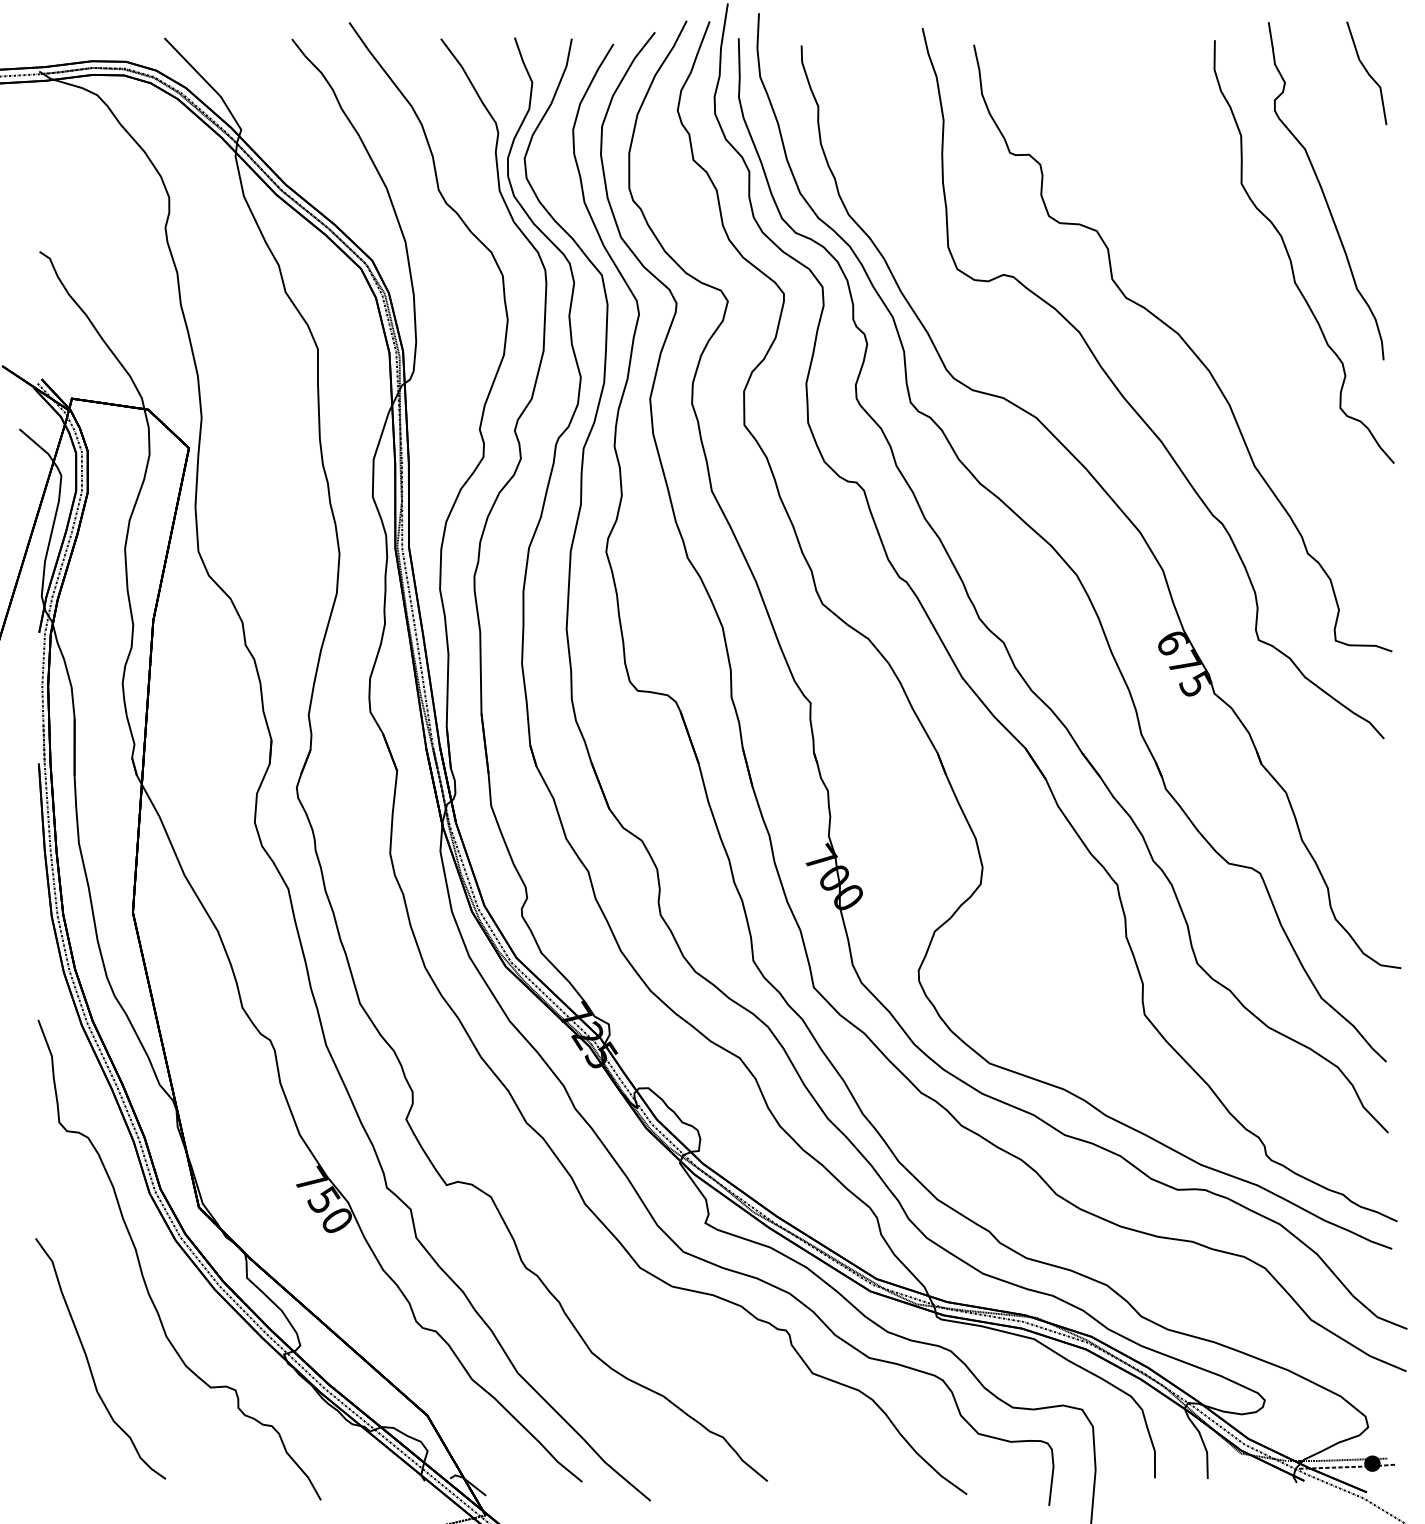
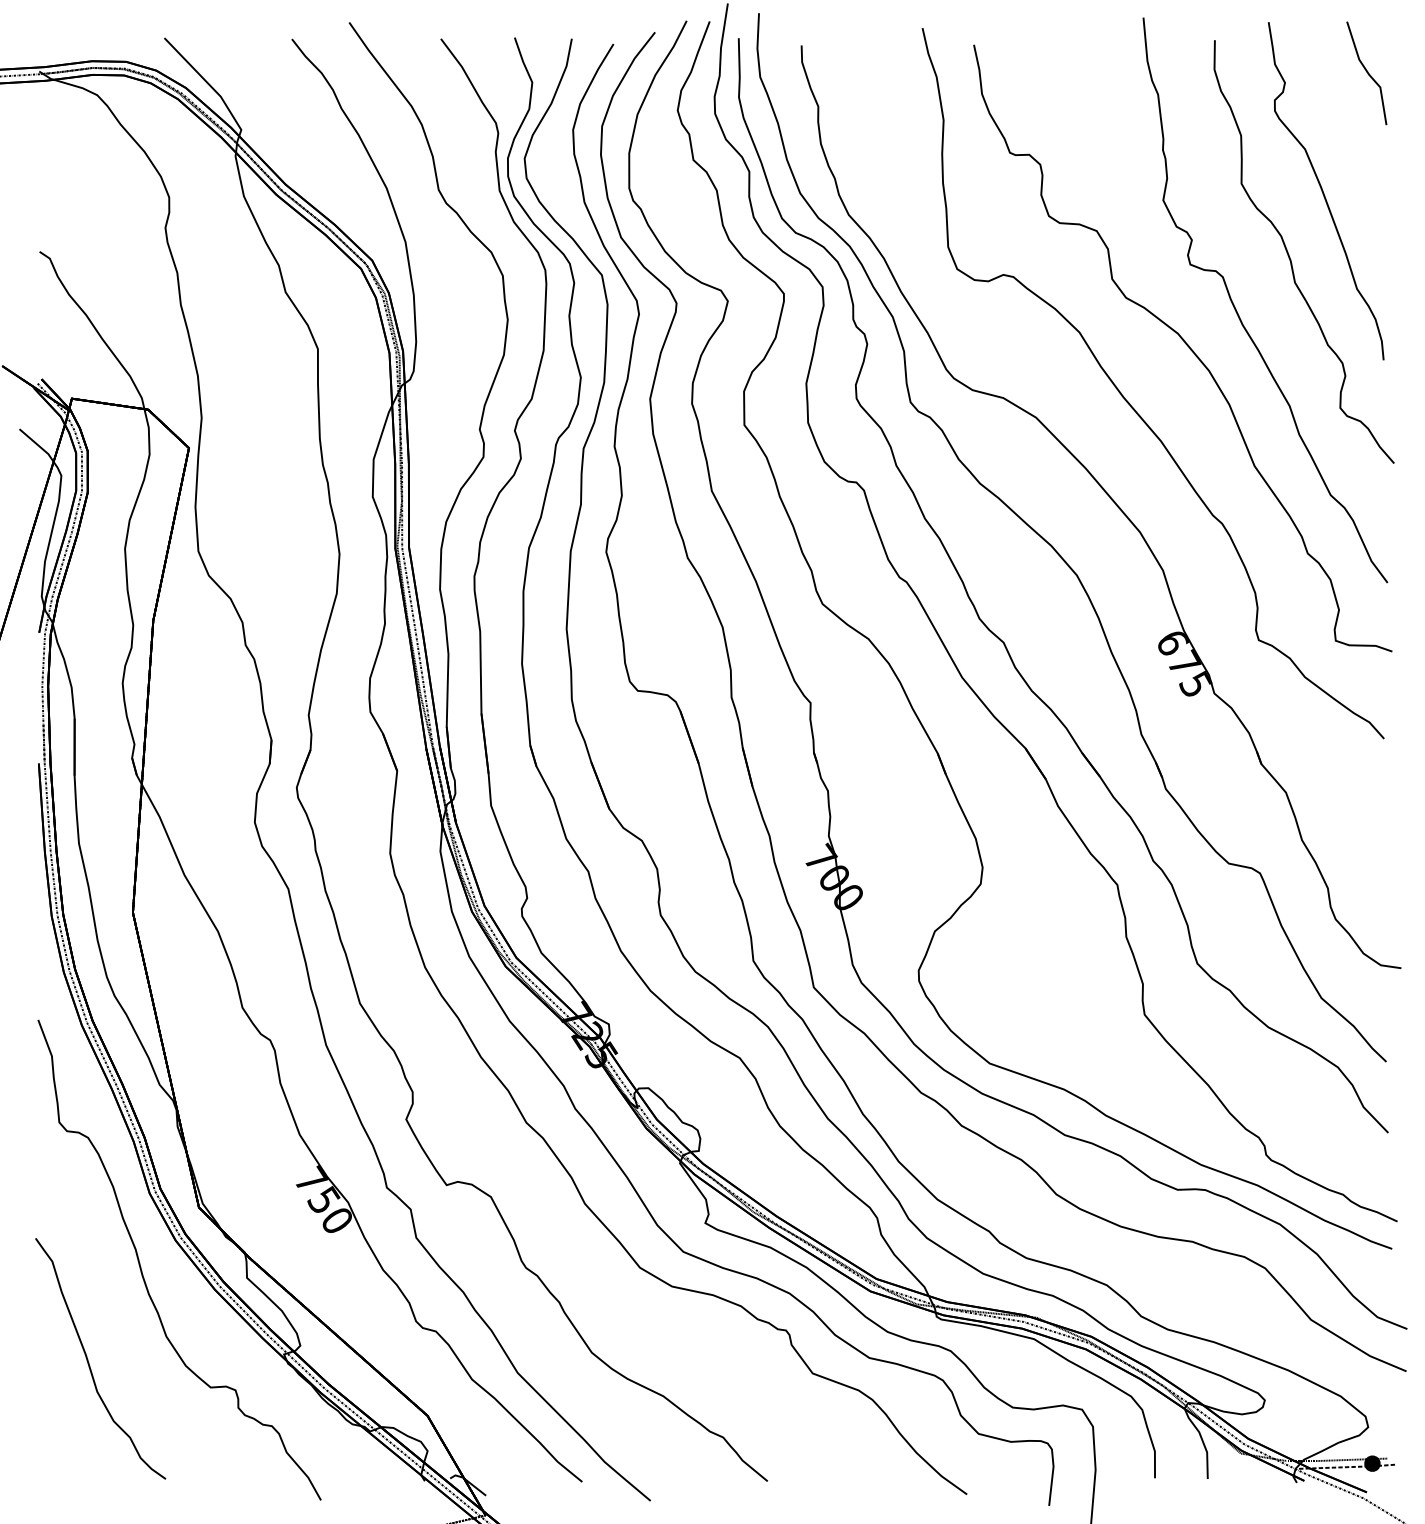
part: none -> present (1238, 313)
